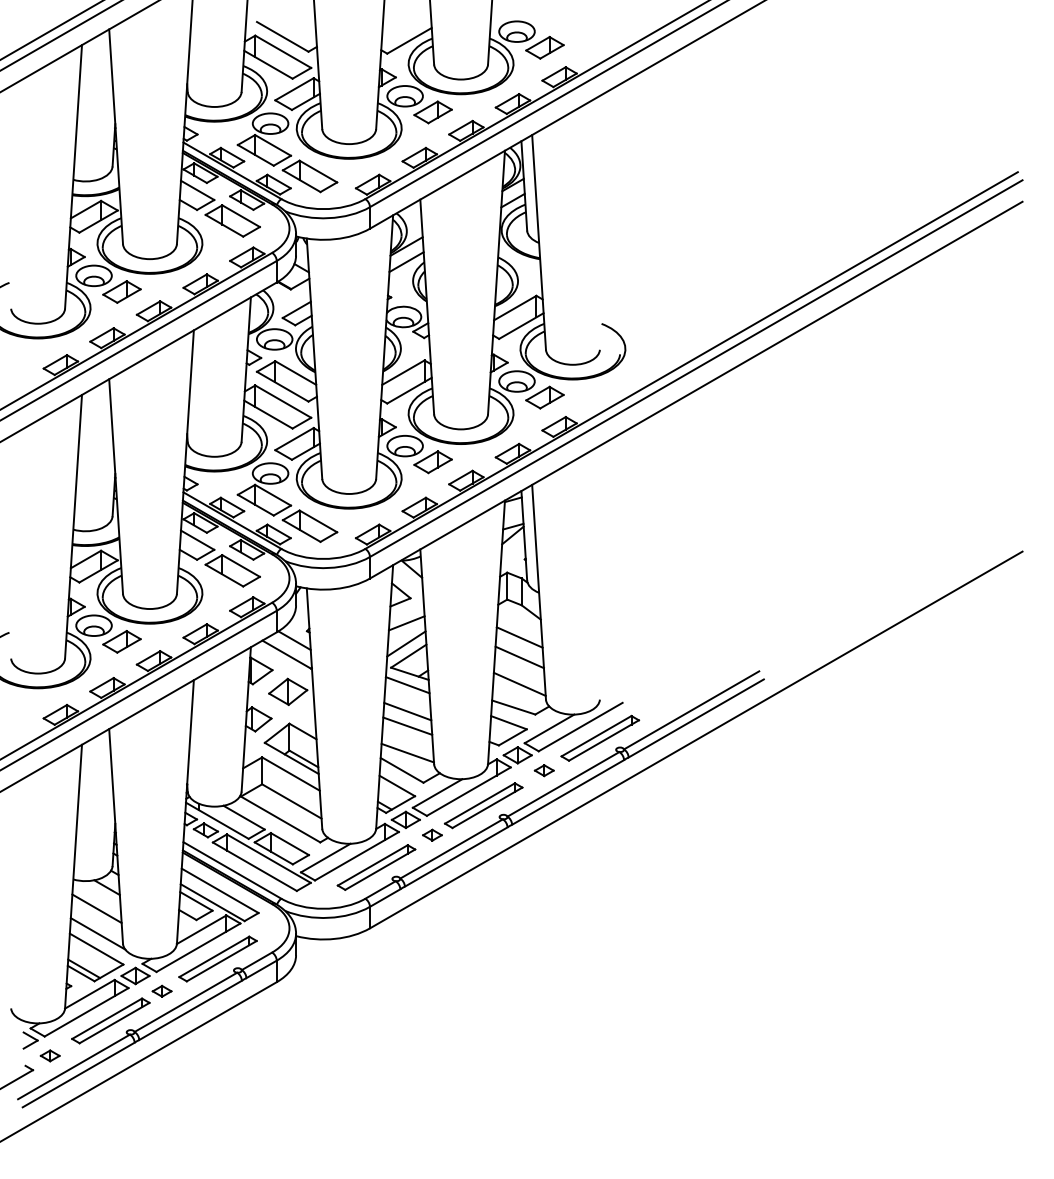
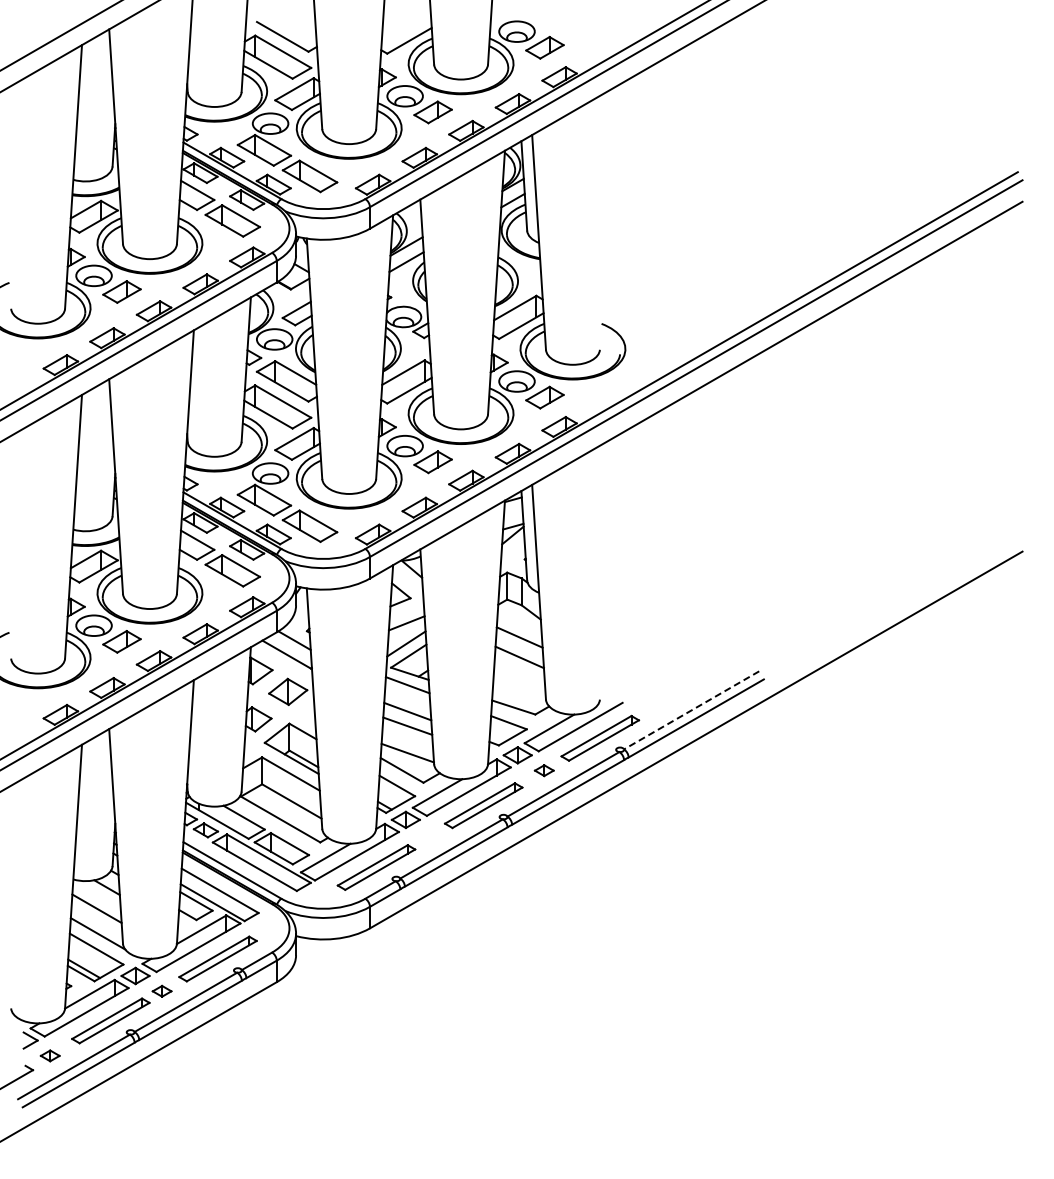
line: present -> none (51, 30)
line: present -> none (519, 683)
line: solid -> dashed (691, 710)
part: present -> none (432, 834)
